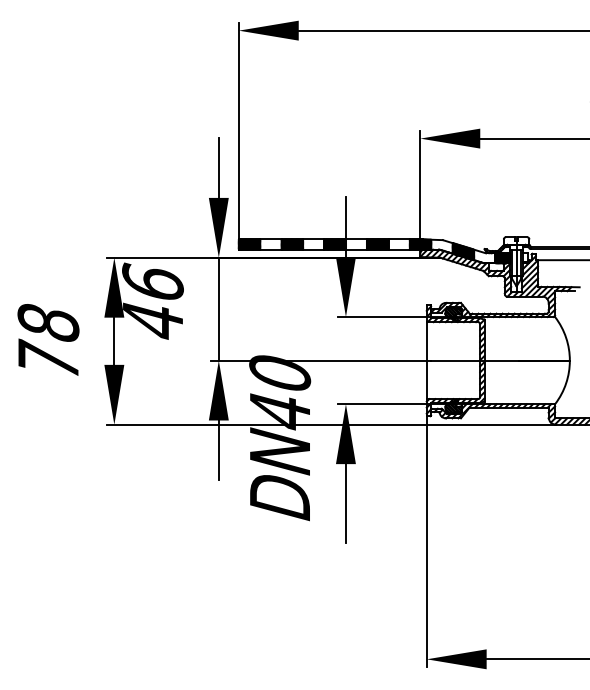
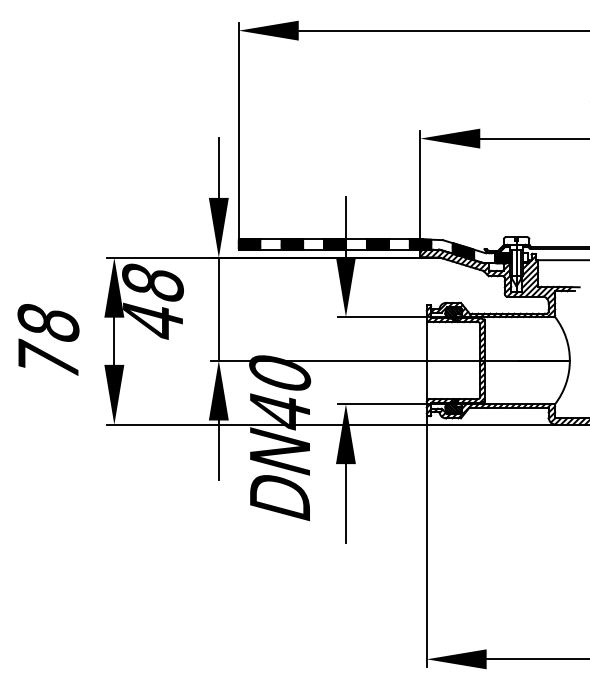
text: 46 -> 48 (152, 281)
